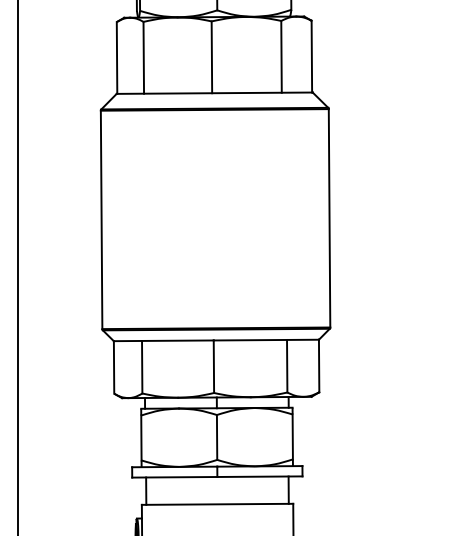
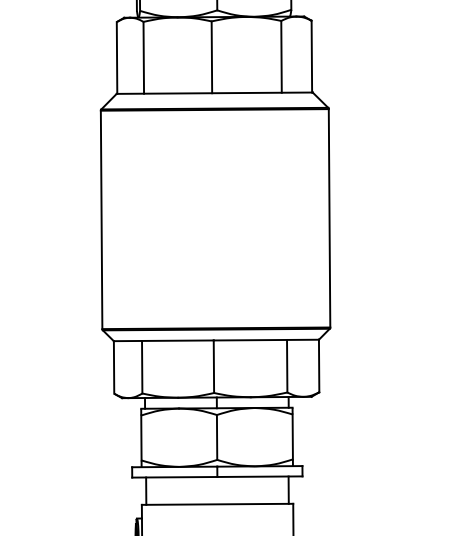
line: present -> none (18, 267)
